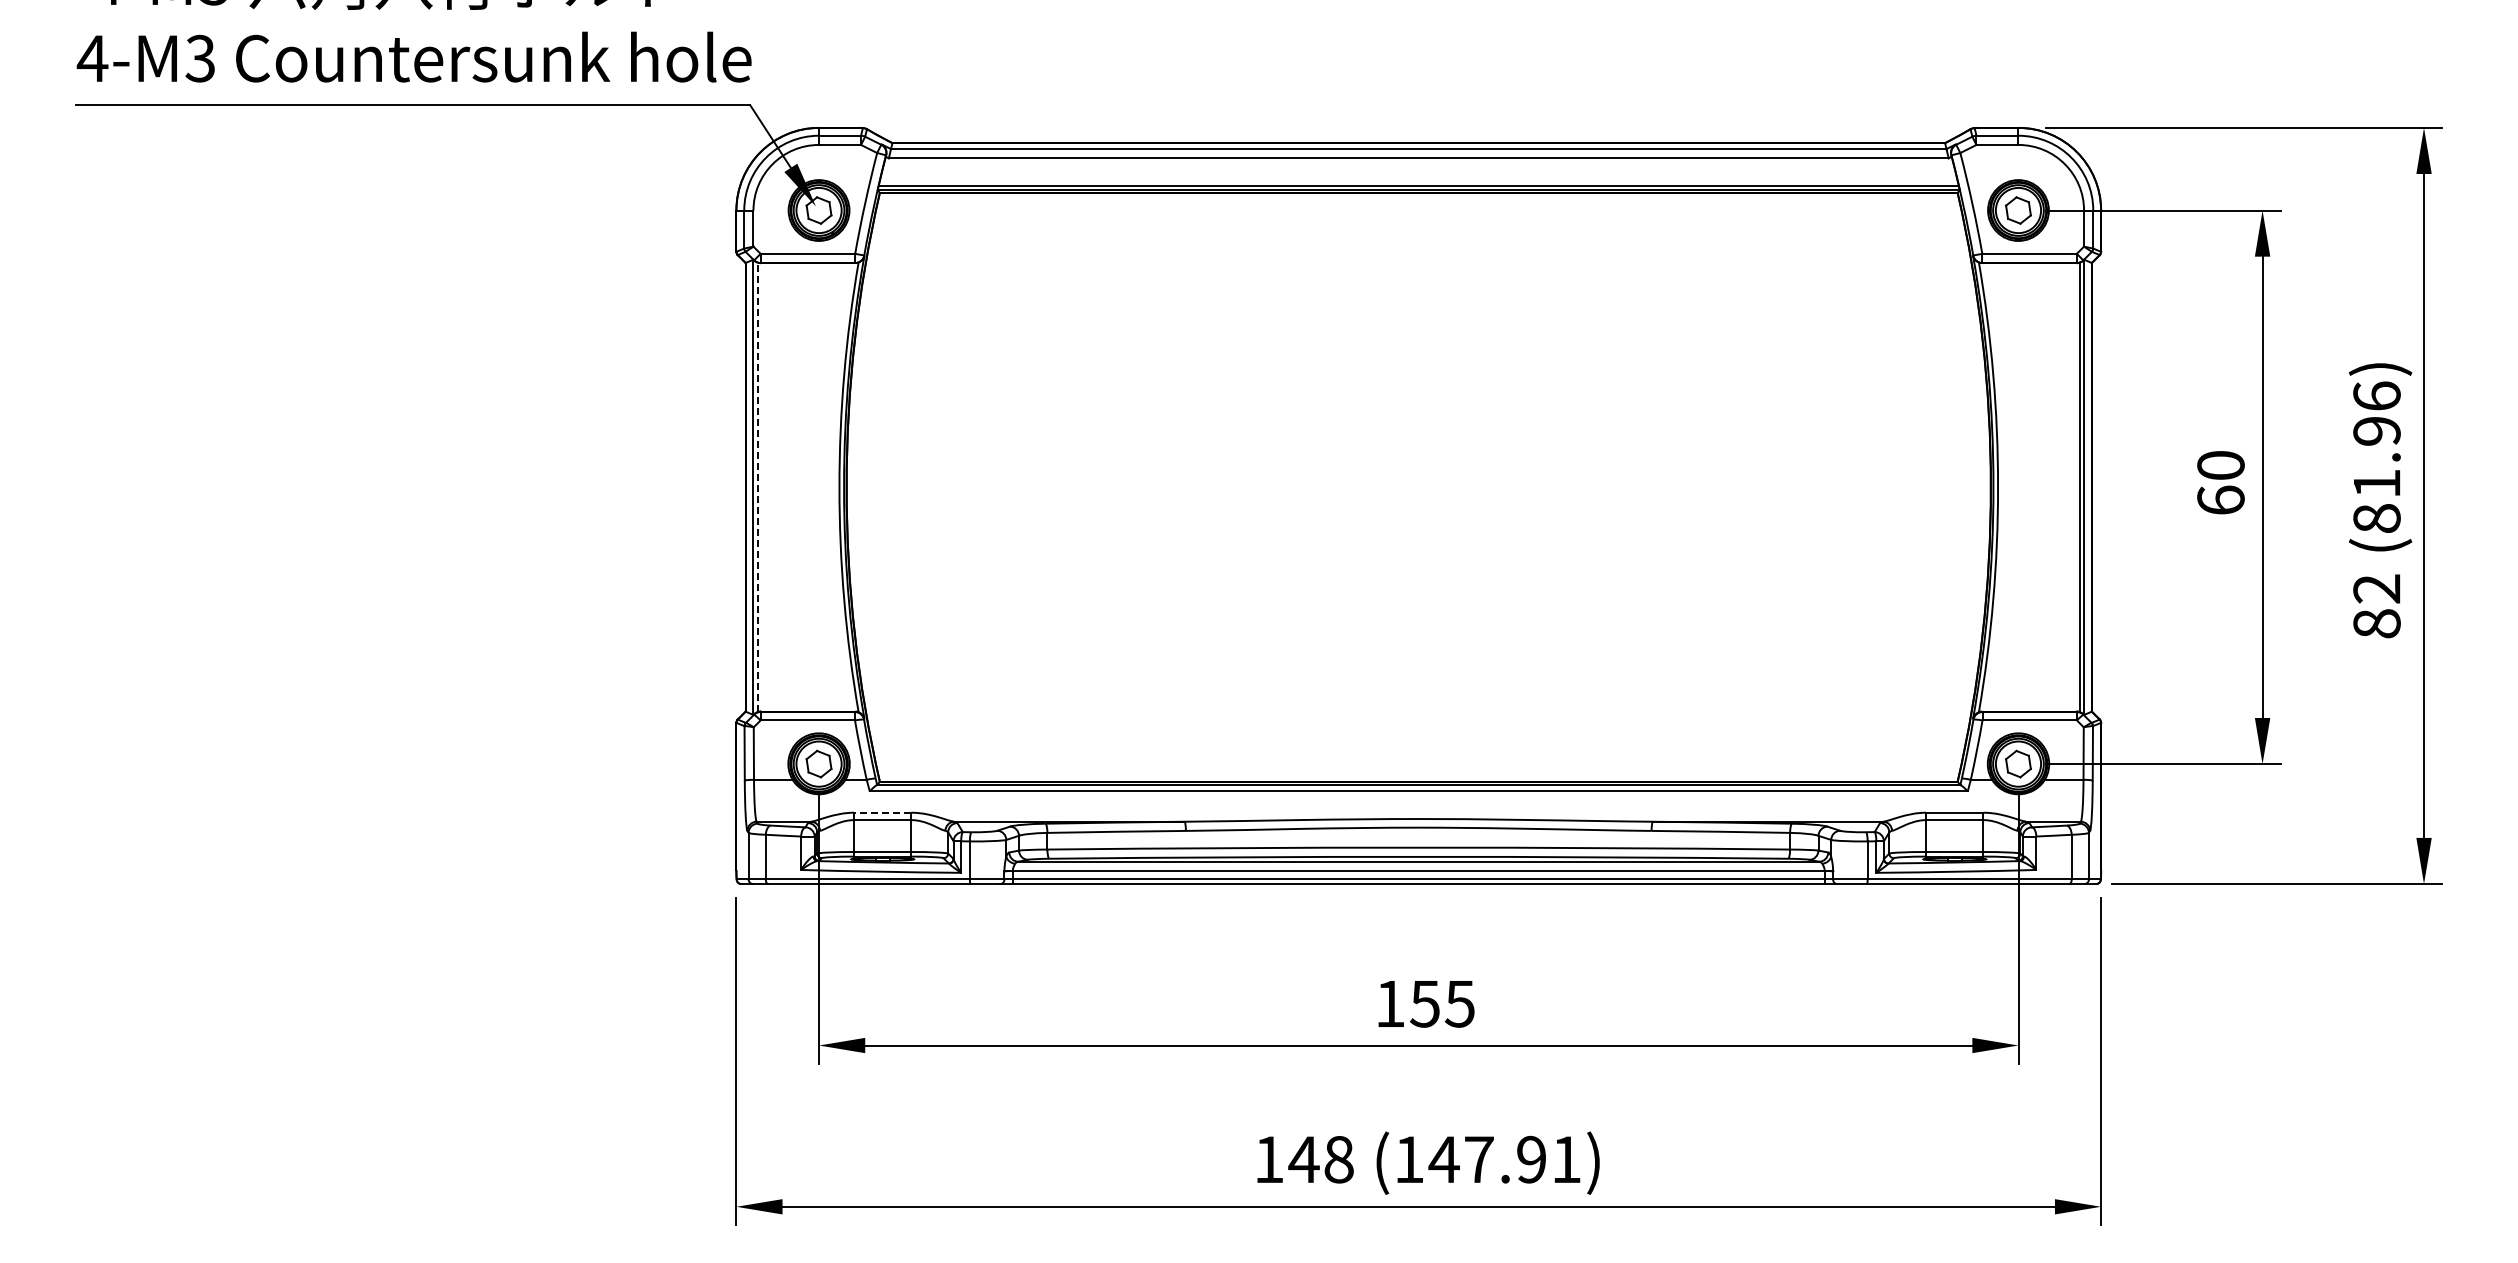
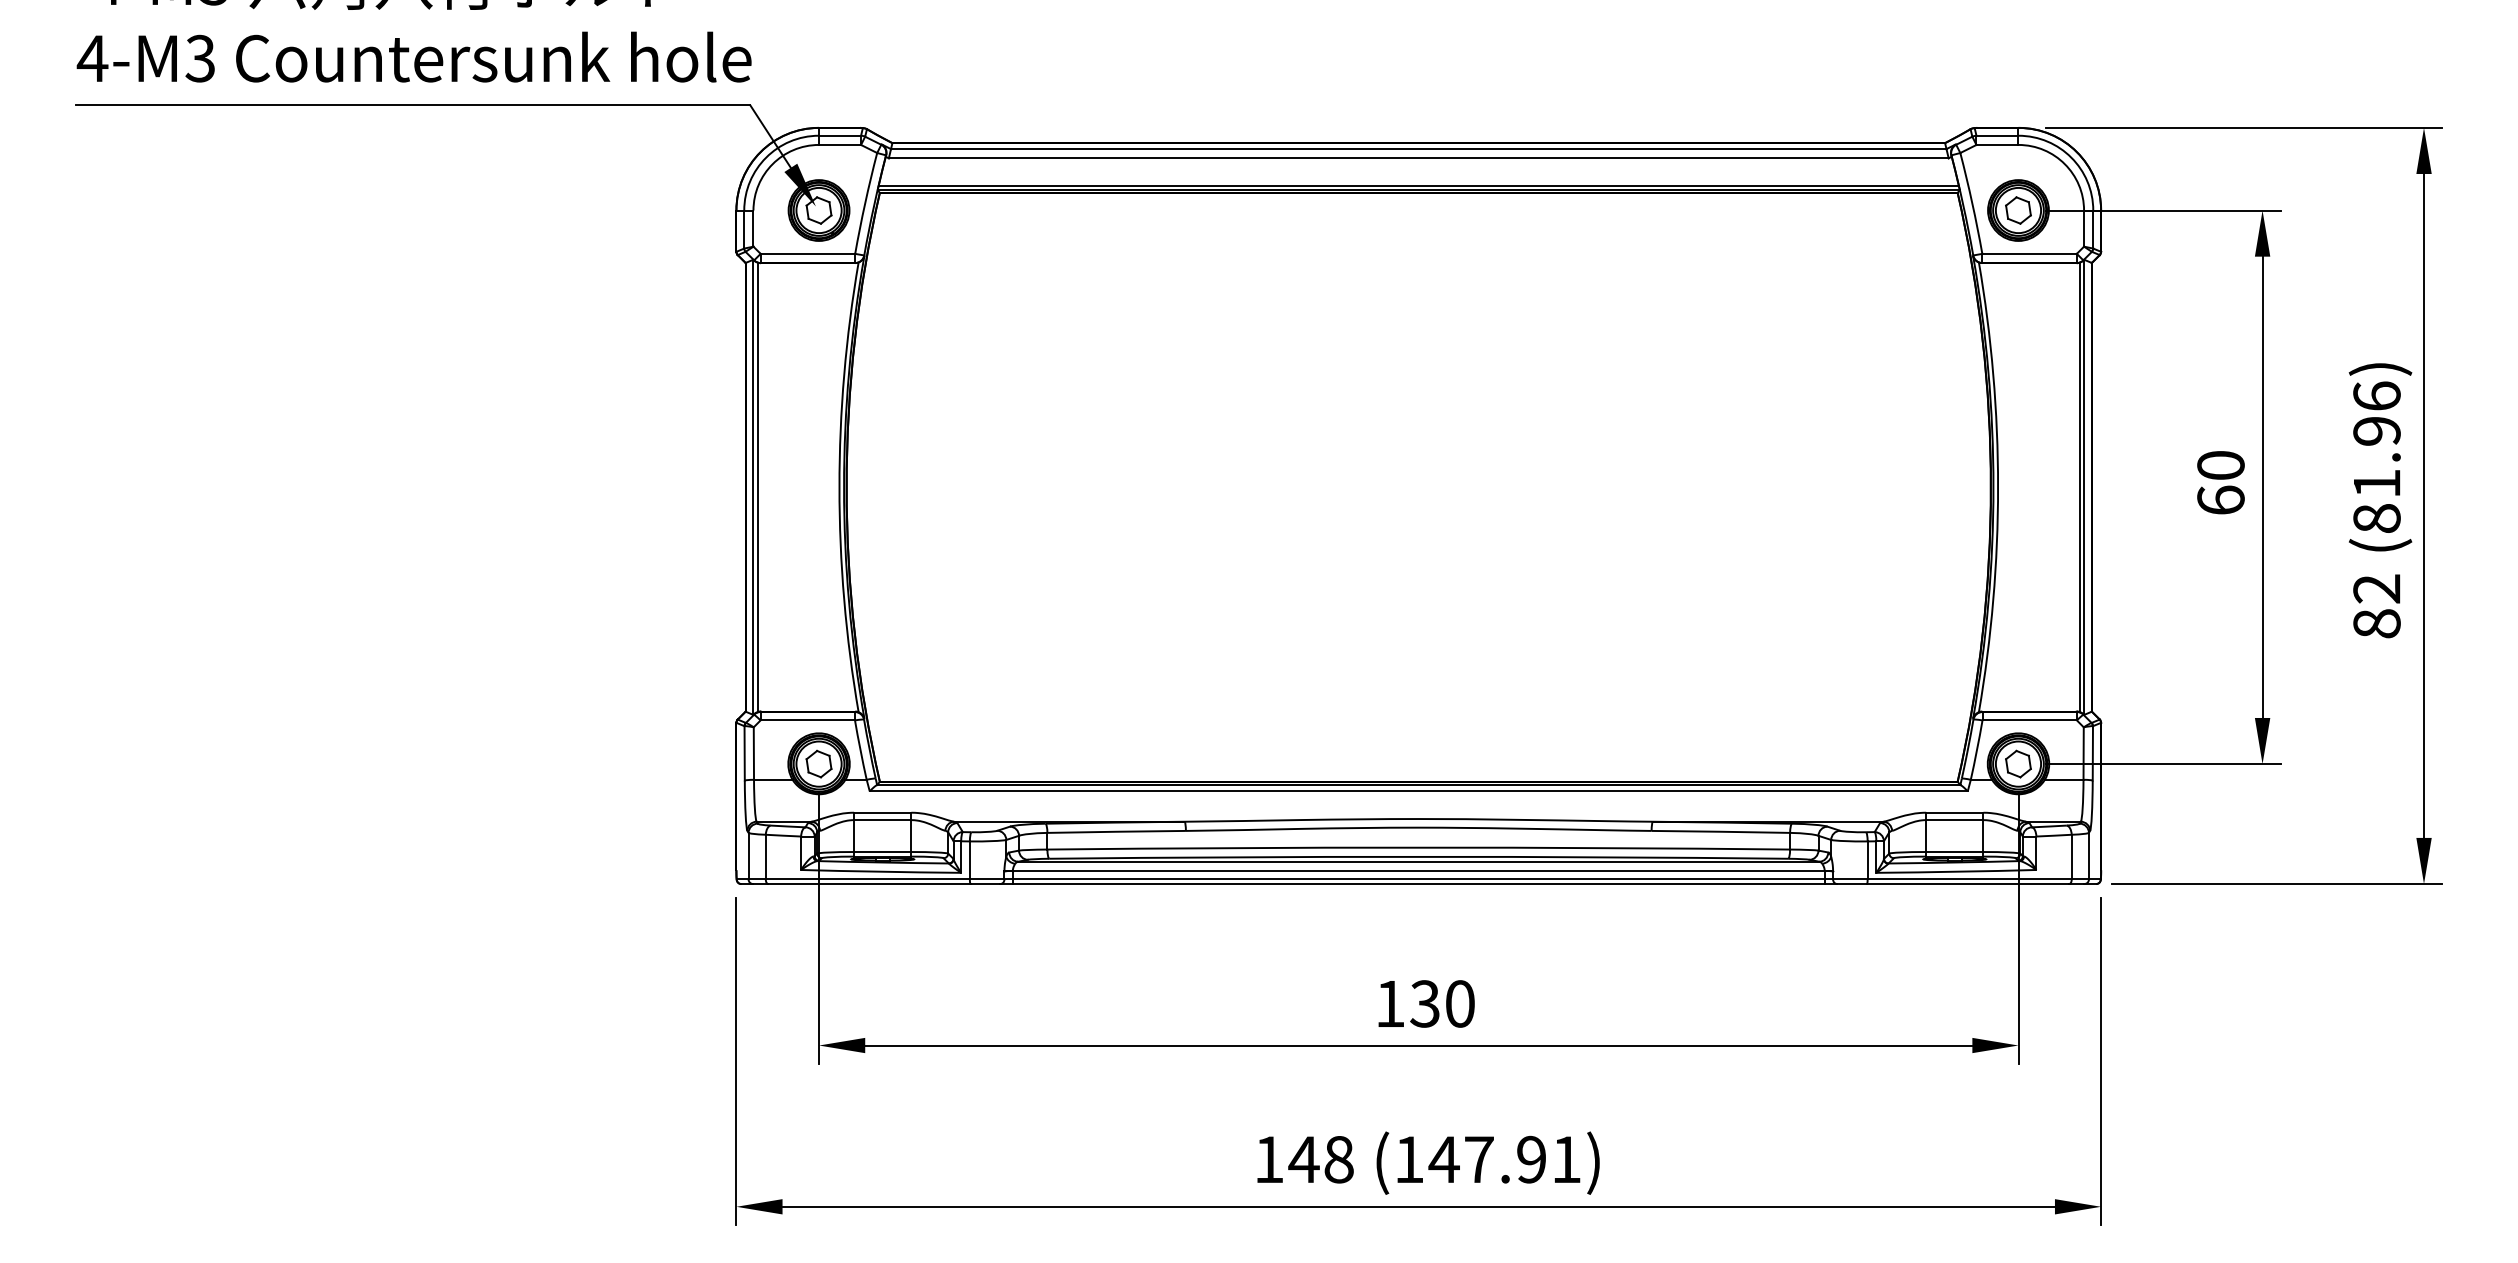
line: dashed -> solid (757, 487)
line: dashed -> solid (882, 812)
text: 155 -> 130 (1442, 1003)
